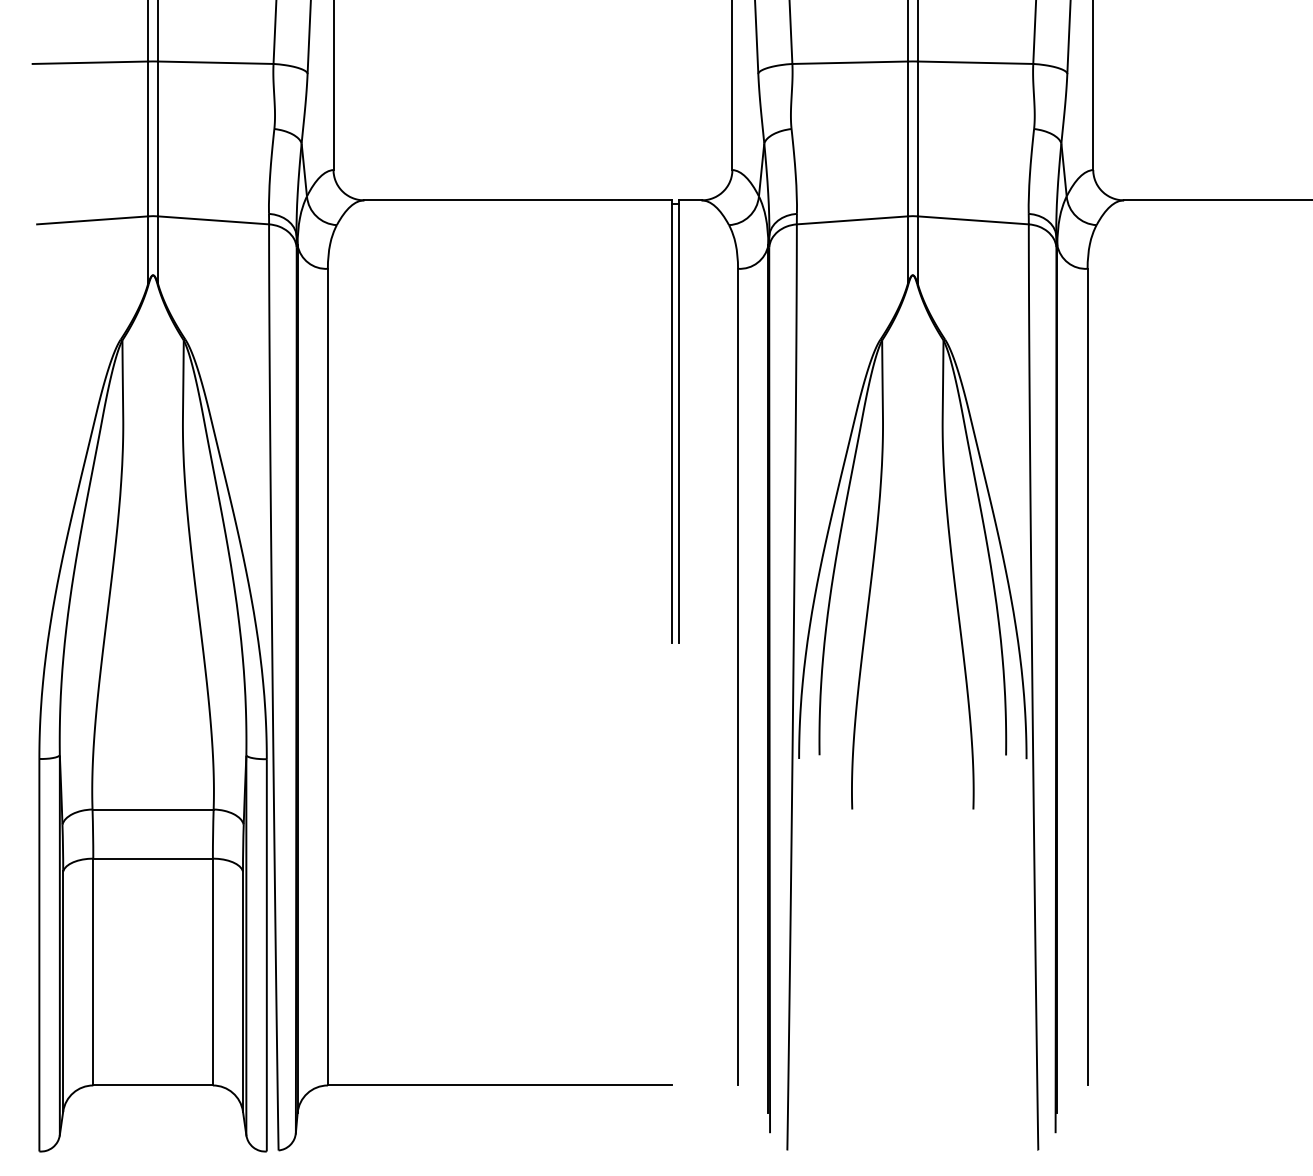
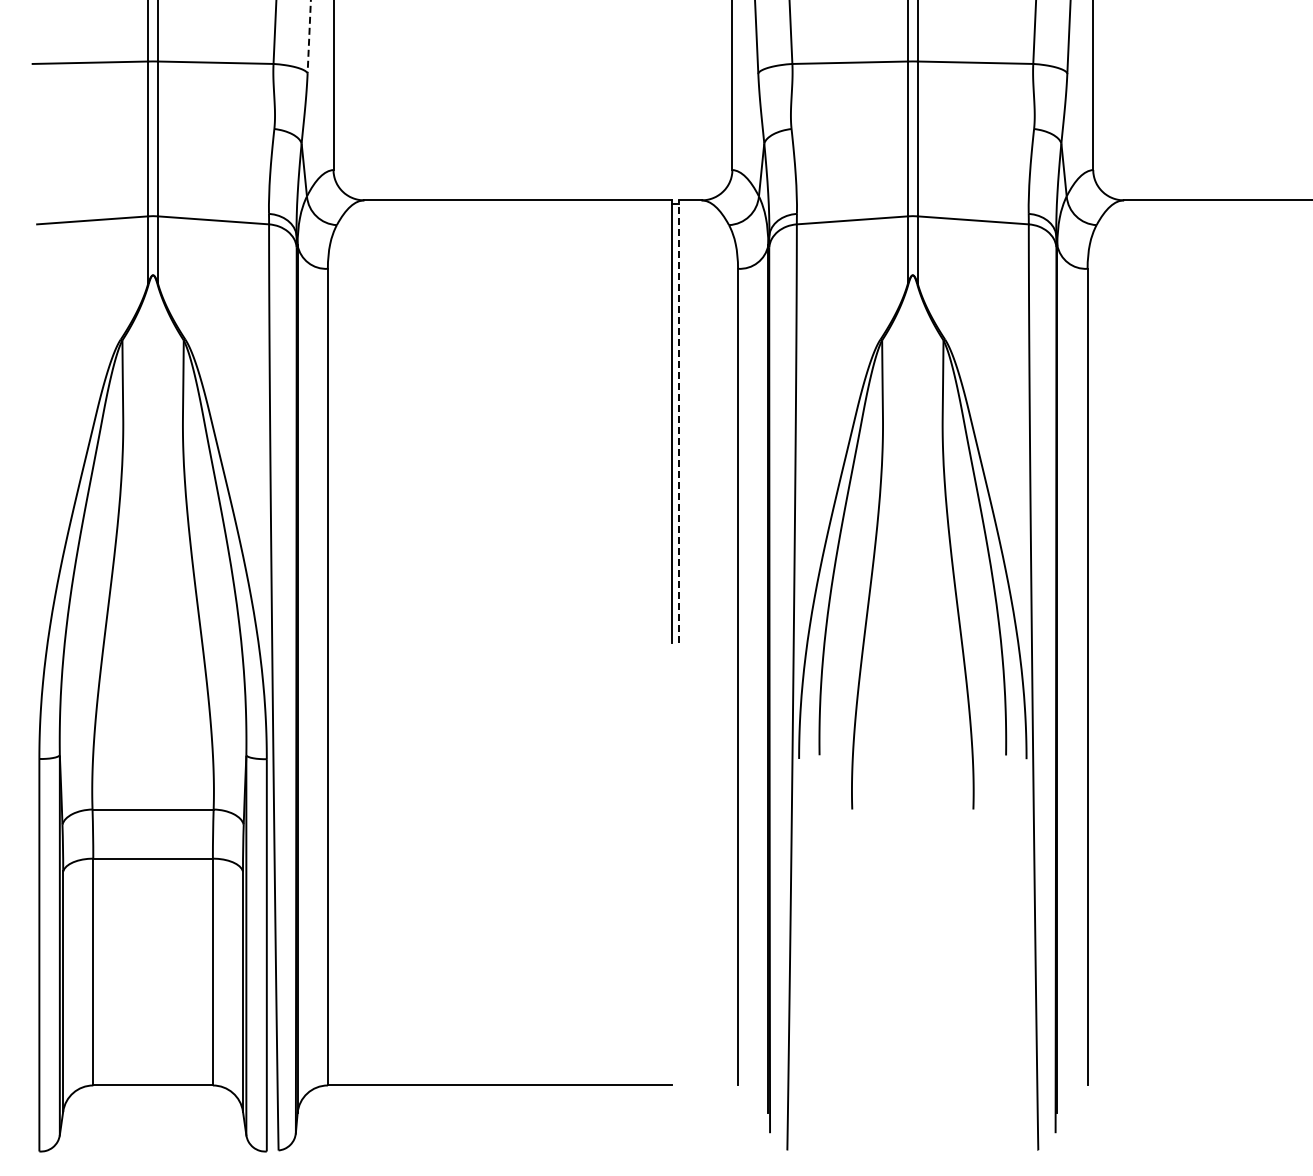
line: solid -> dashed (309, 37)
line: solid -> dashed (679, 421)
